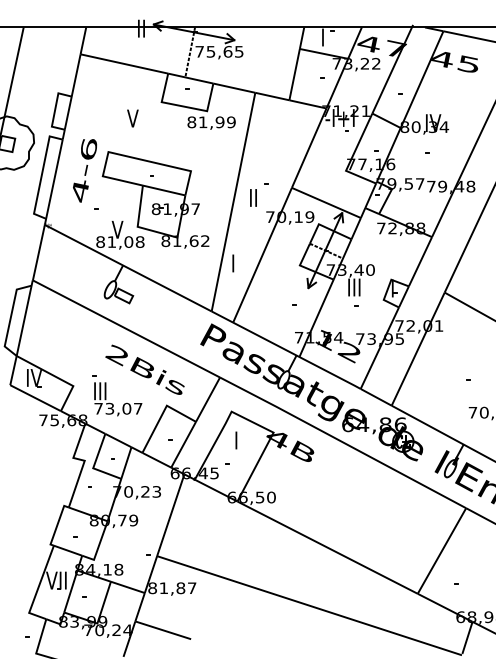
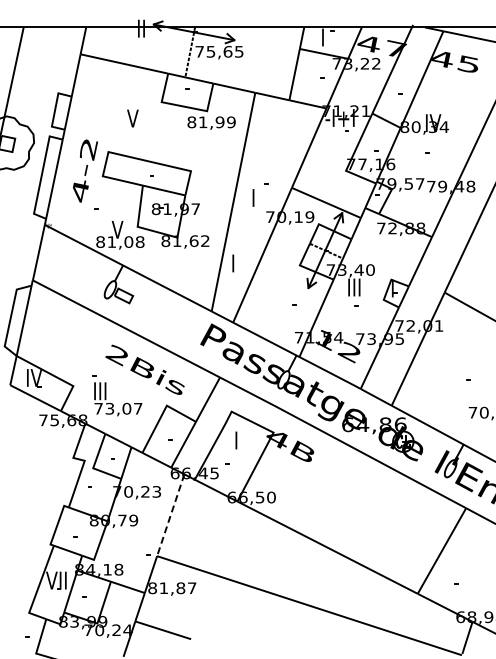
text: 4-6 -> 4-2 (88, 149)
text: II -> I (253, 197)
line: solid -> dashed (170, 515)
